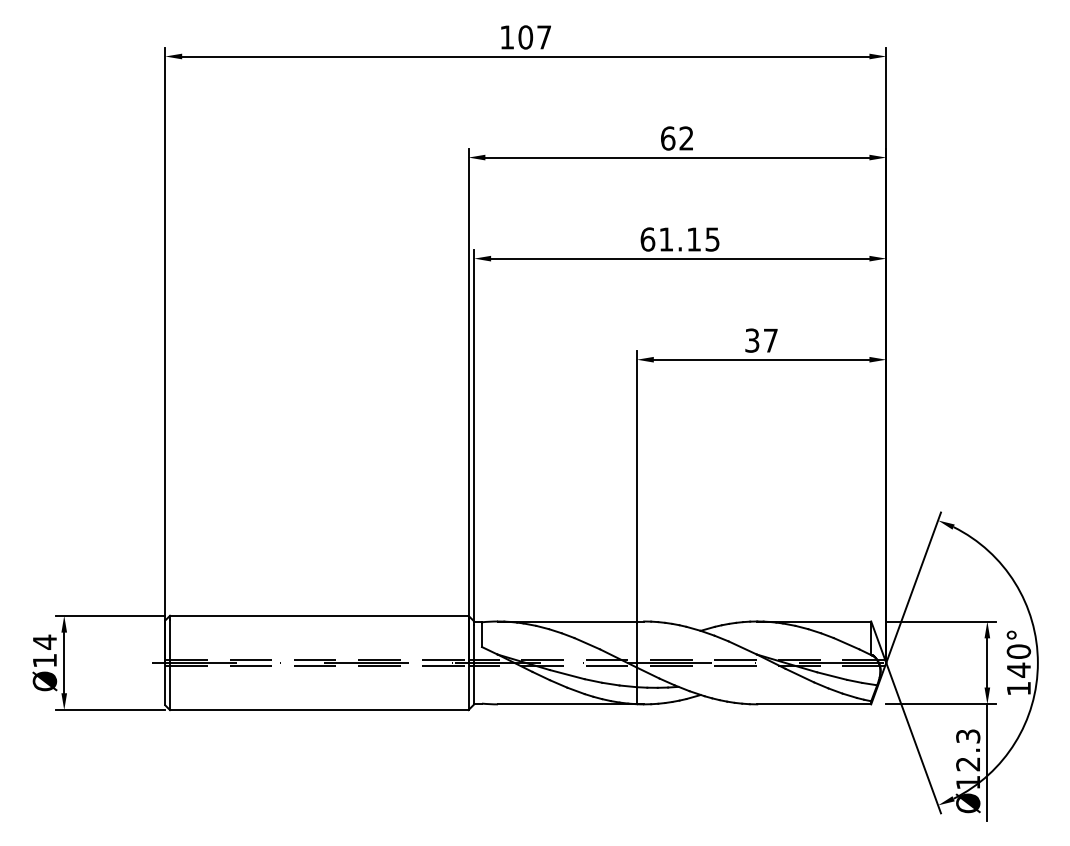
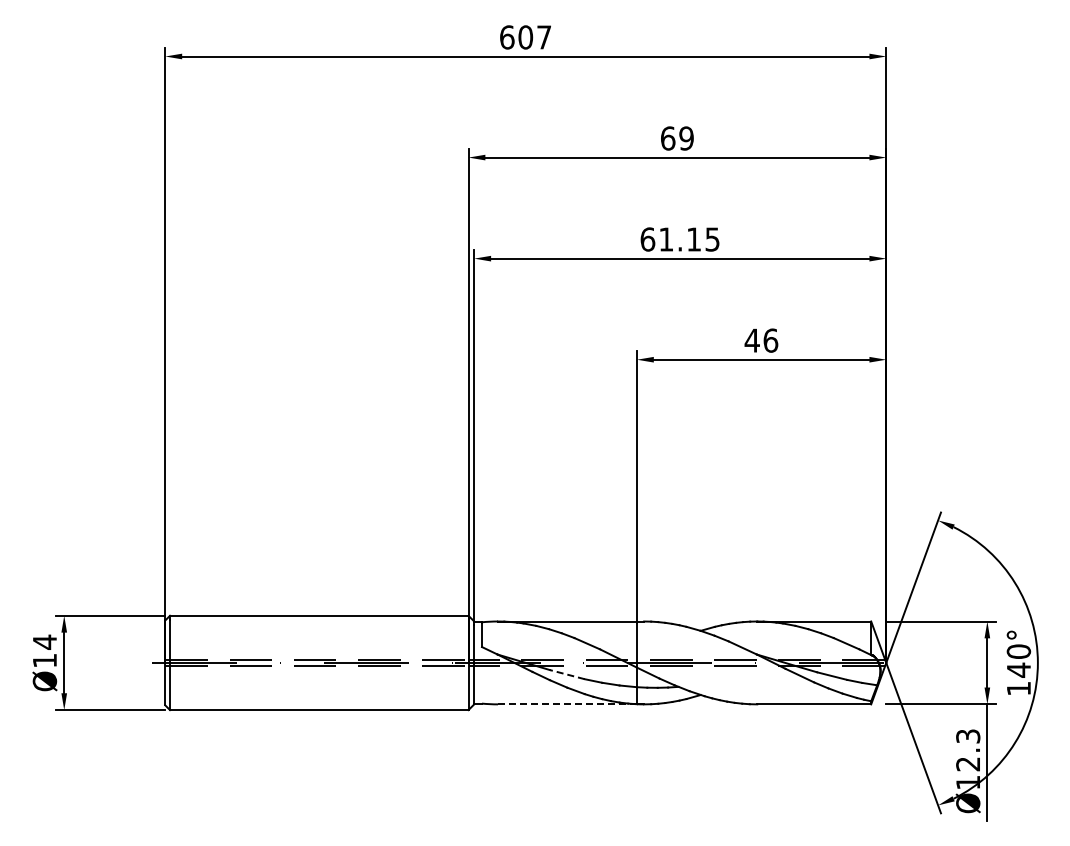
text: 107 -> 607 (507, 37)
text: 62 -> 69 (686, 138)
text: 37 -> 46 (761, 340)
line: solid -> dashed (566, 674)
line: solid -> dashed (567, 704)
